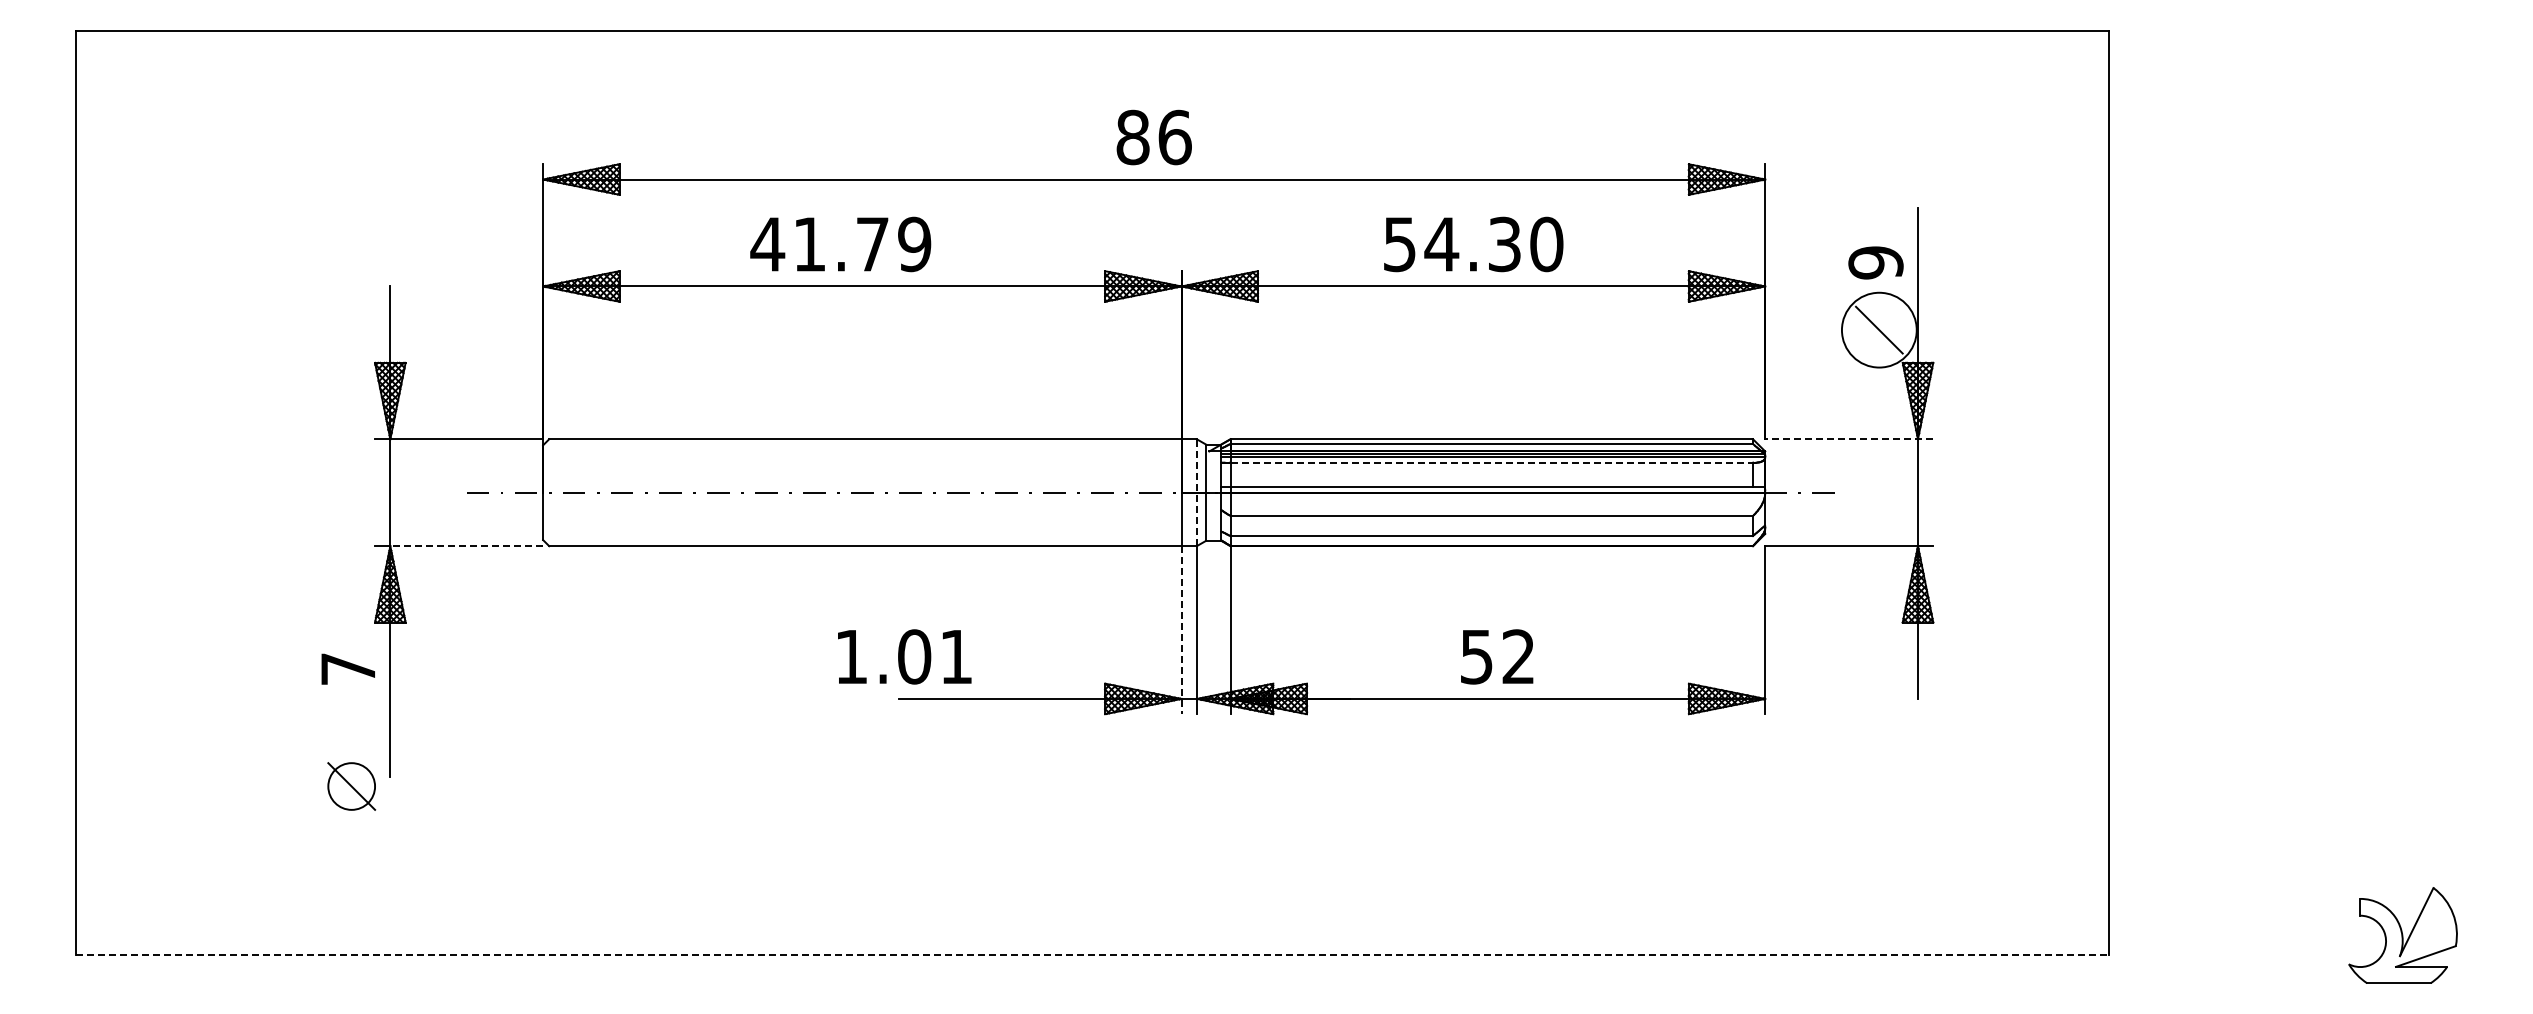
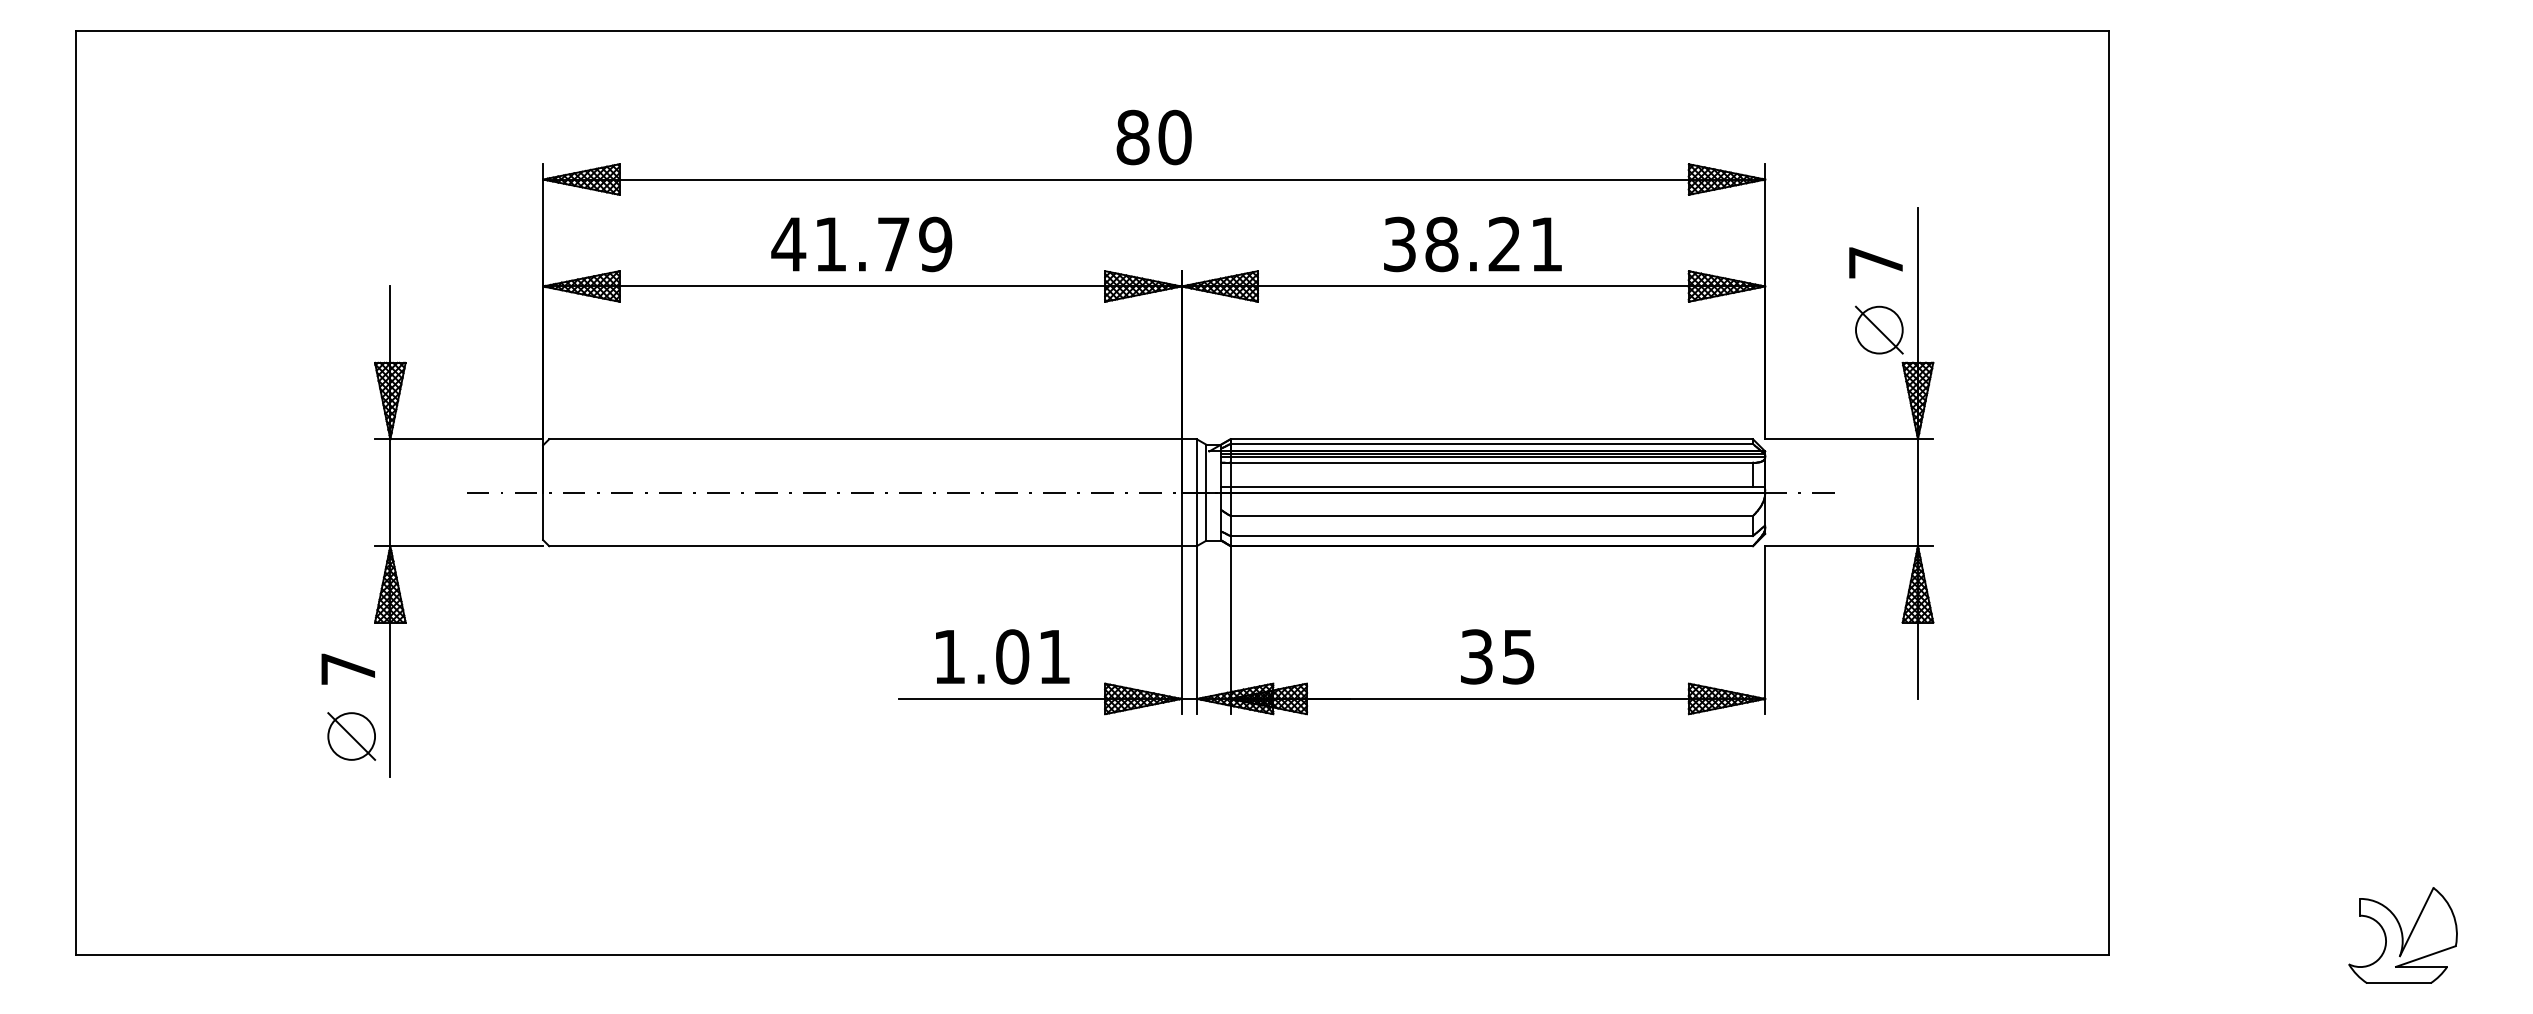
text: 86 -> 80 (1174, 137)
text position: (840, 244) -> (861, 244) (861, 244)
text: 54.30 -> 38.21 (1473, 244)
text: 9 -> 7 (1875, 262)
circle diameter: 75 px -> 47 px (1878, 329)
line: dashed -> solid (1848, 439)
line: dashed -> solid (1492, 462)
line: dashed -> solid (1196, 492)
line: dashed -> solid (466, 546)
line: dashed -> solid (1181, 630)
text position: (904, 656) -> (1002, 656) (1002, 656)
text: 52 -> 35 (1497, 656)
part position: (351, 786) -> (351, 736) (351, 736)
line: dashed -> solid (1092, 954)
